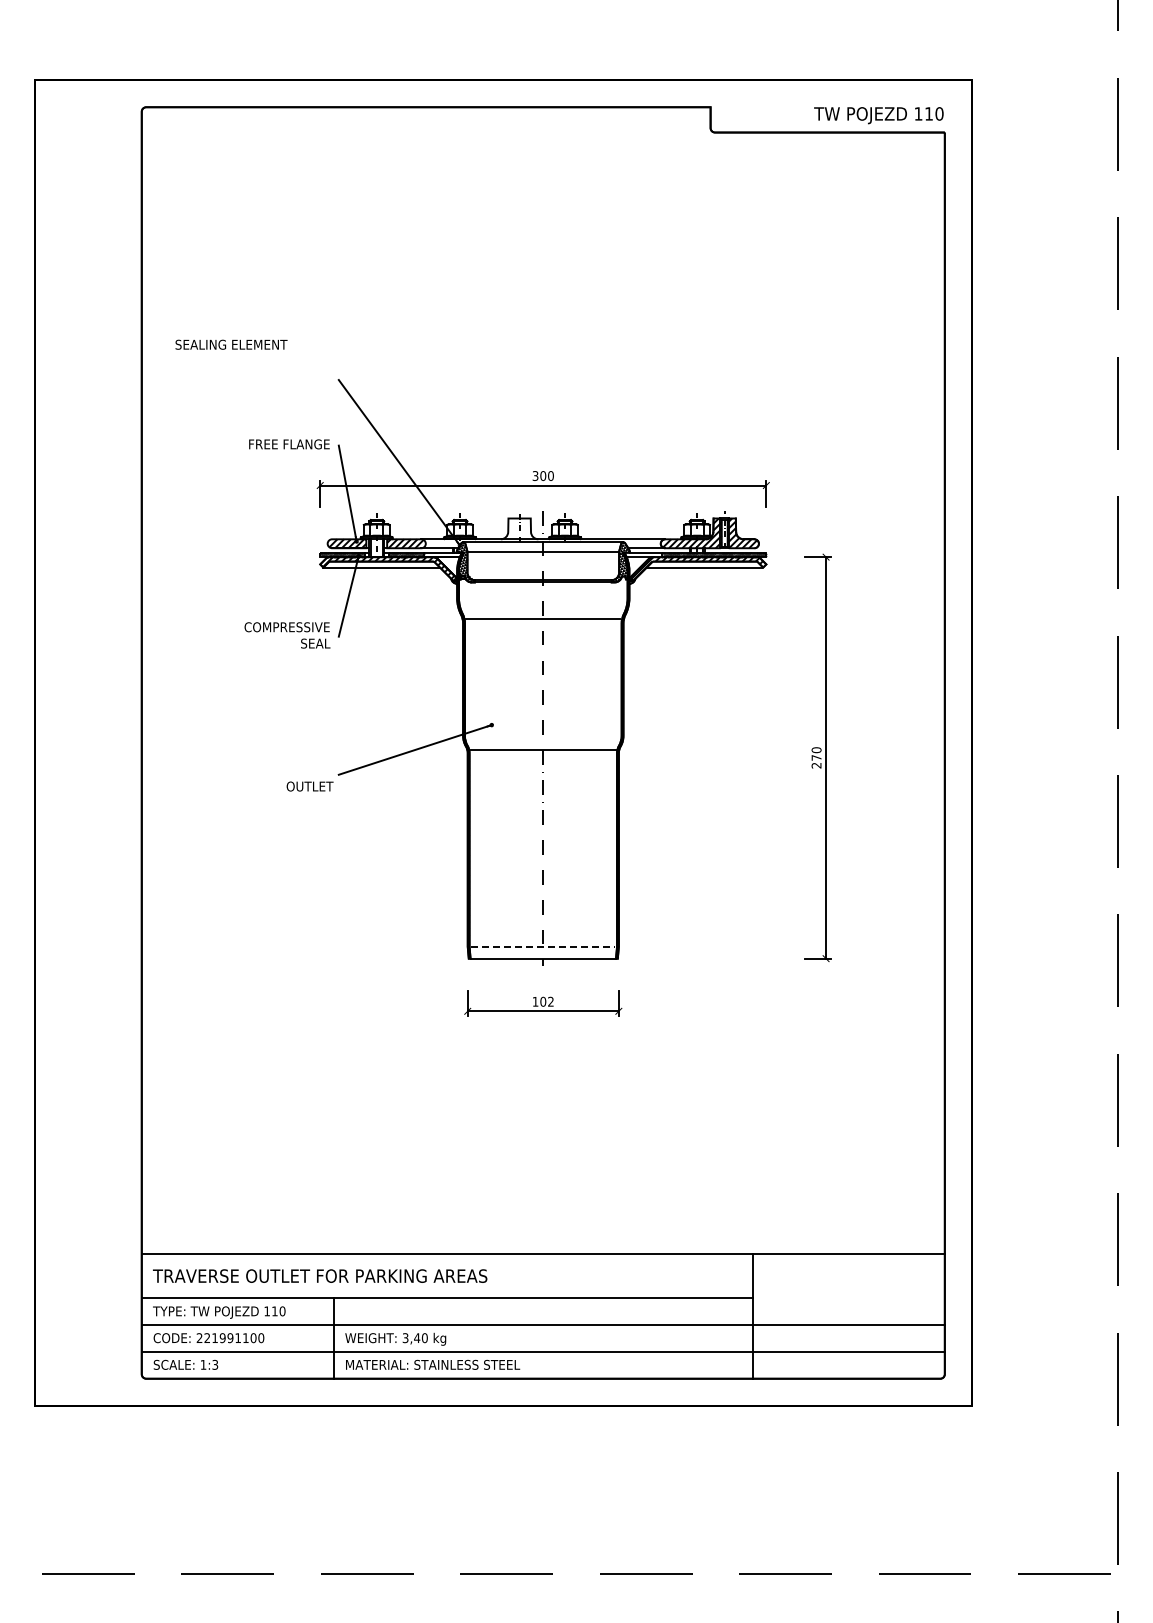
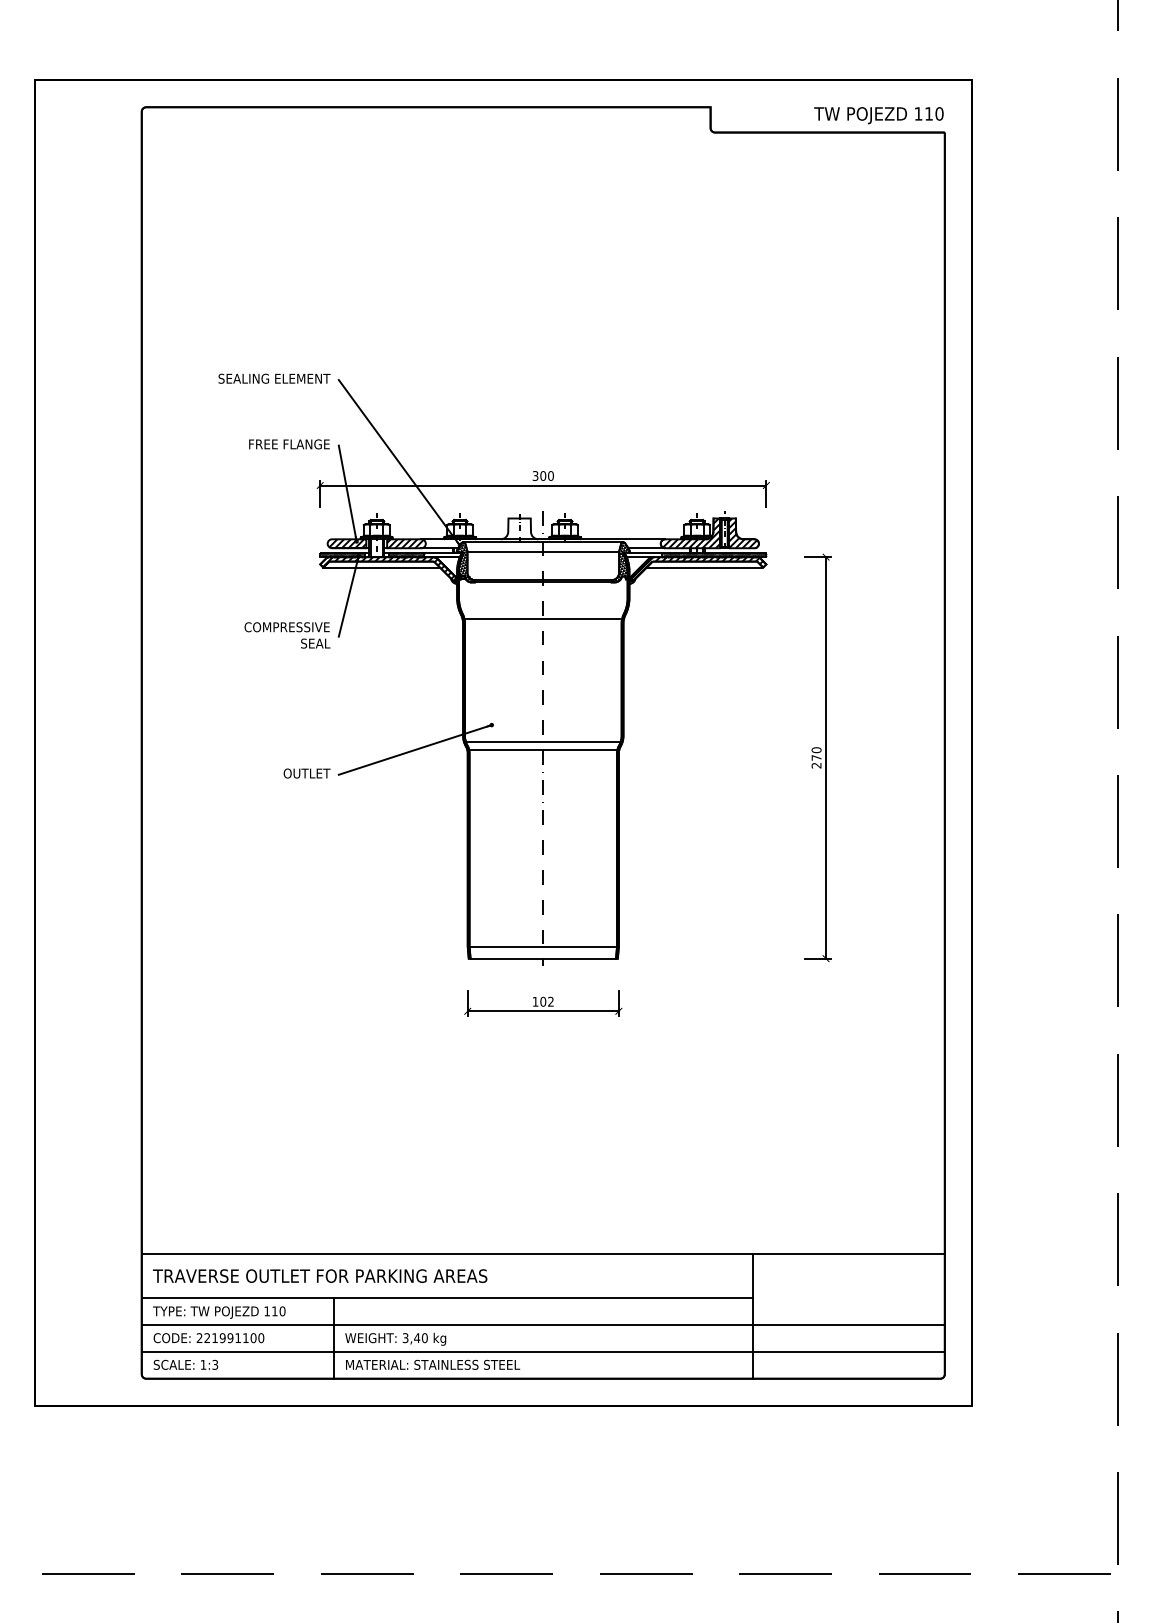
text position: (231, 344) -> (274, 378) (274, 378)
line: none -> present (542, 741)
text position: (309, 786) -> (306, 773) (306, 773)
line: dashed -> solid (543, 946)
